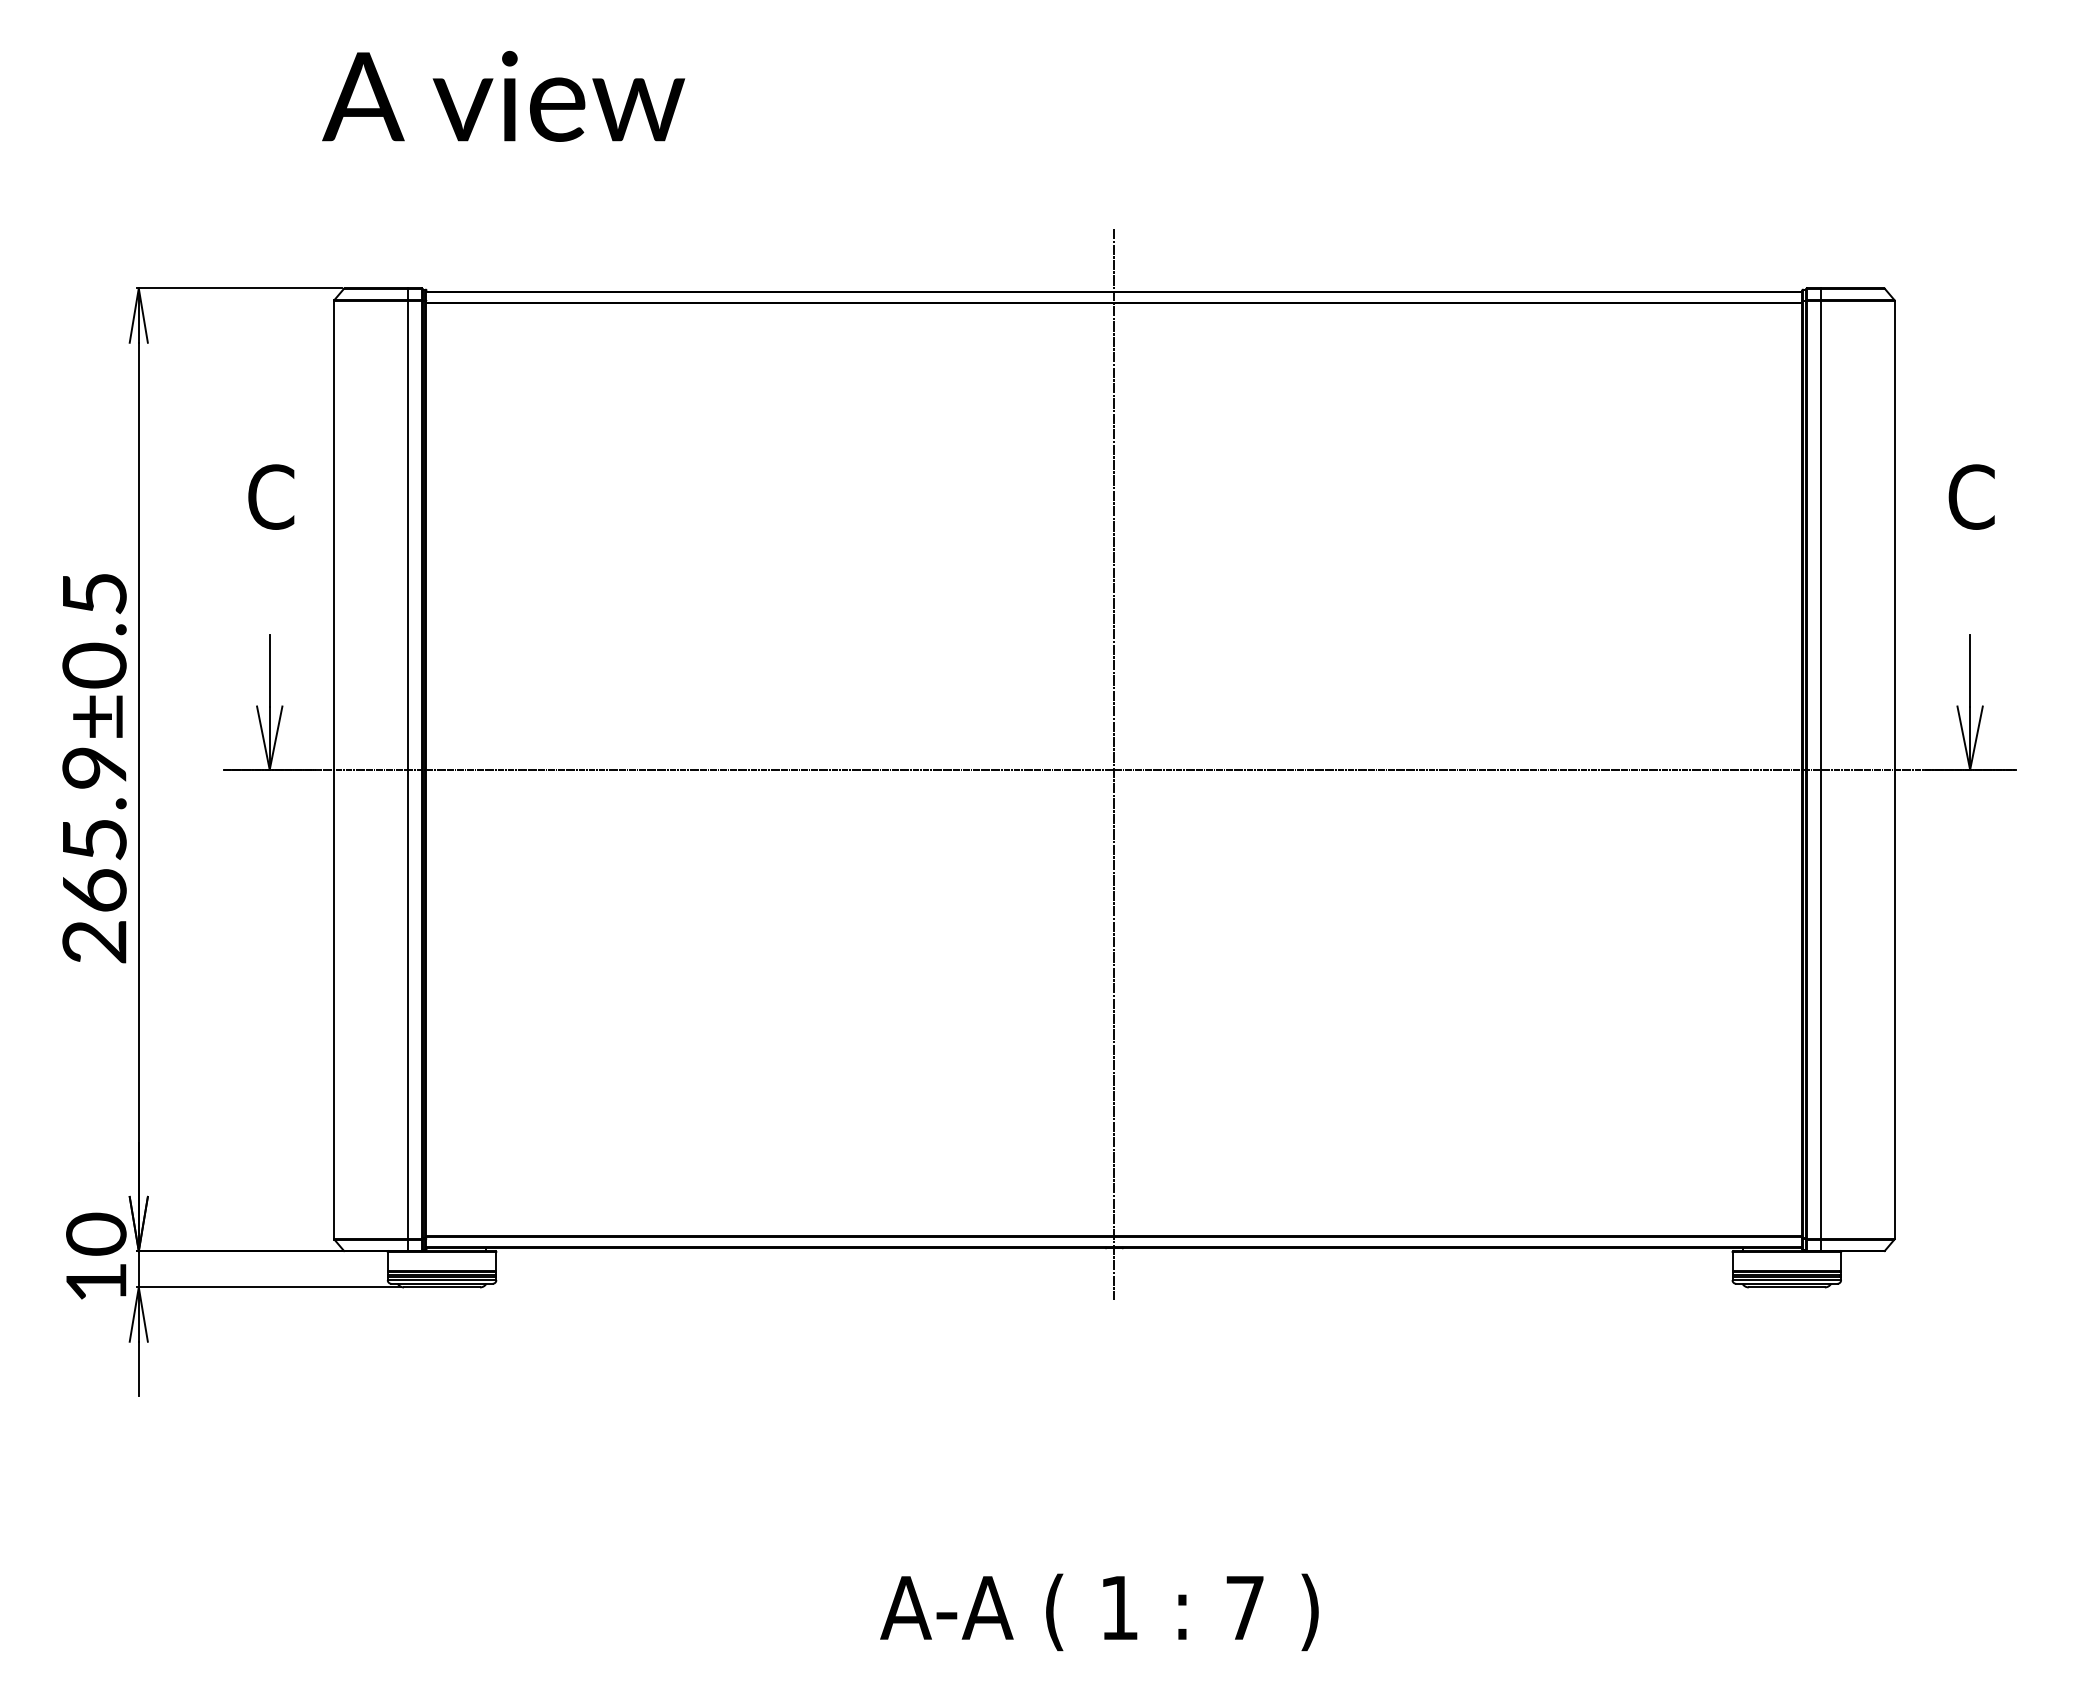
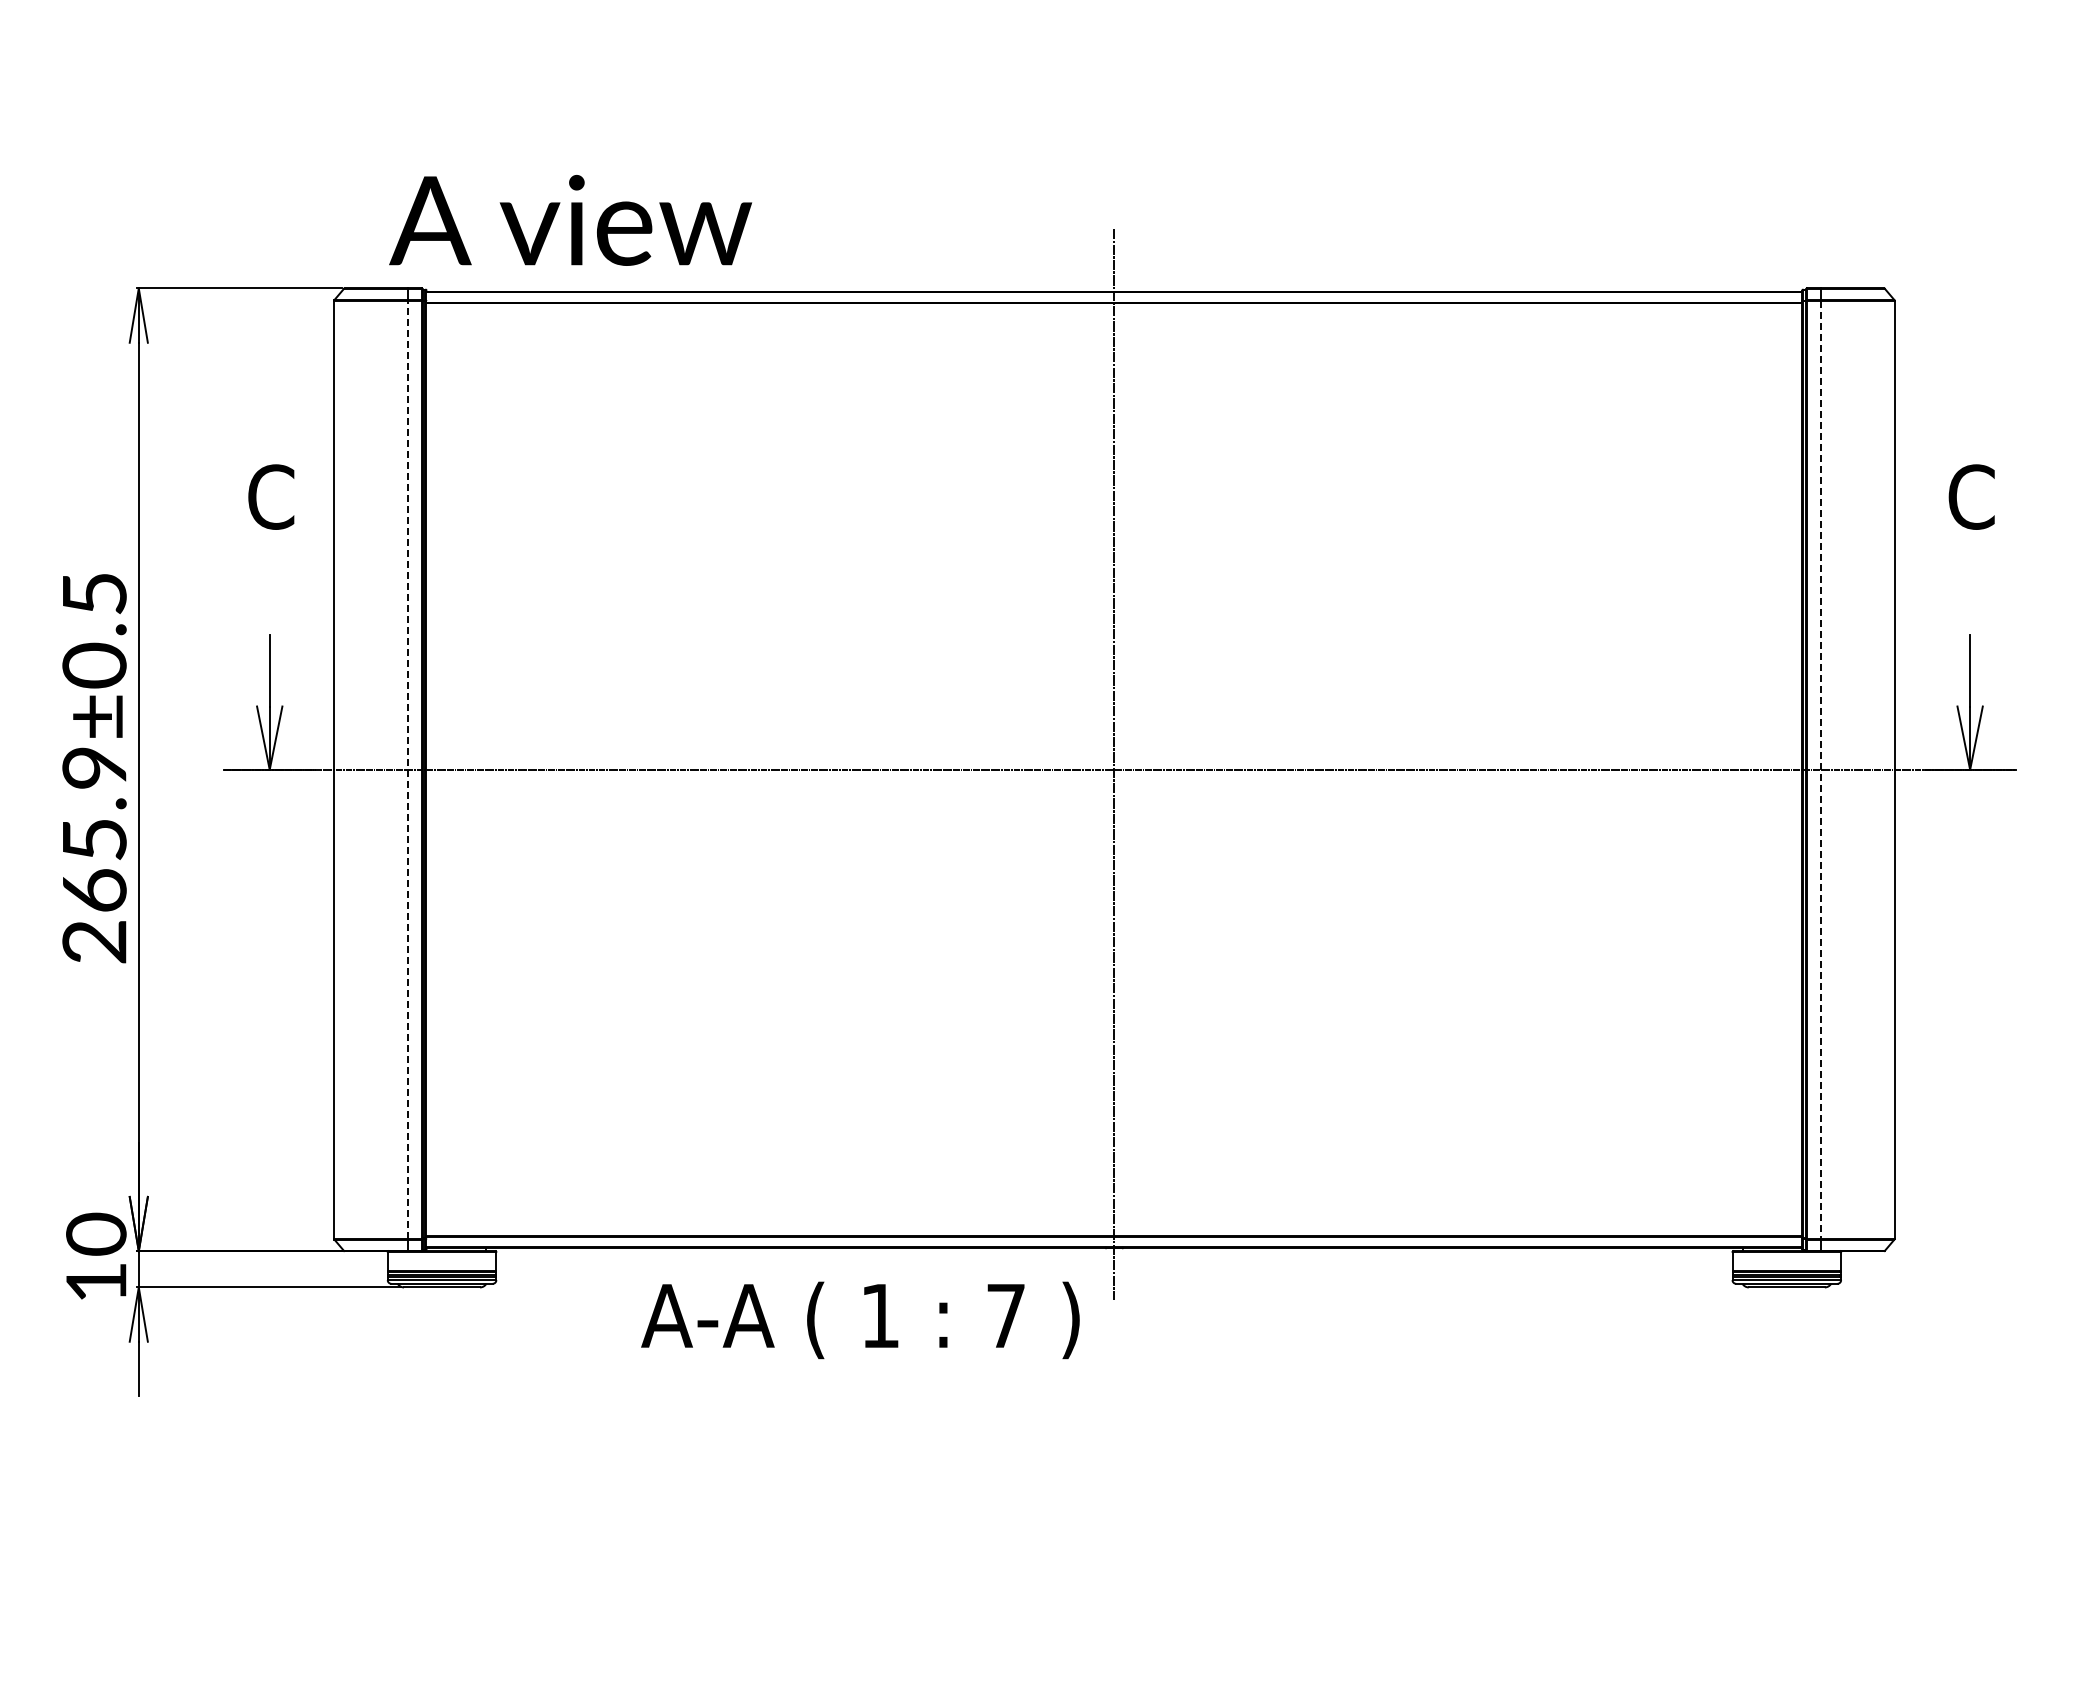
text position: (503, 96) -> (570, 220) (570, 220)
line: solid -> dashed (408, 769)
line: solid -> dashed (1820, 770)
text position: (1099, 1612) -> (860, 1320) (860, 1320)
